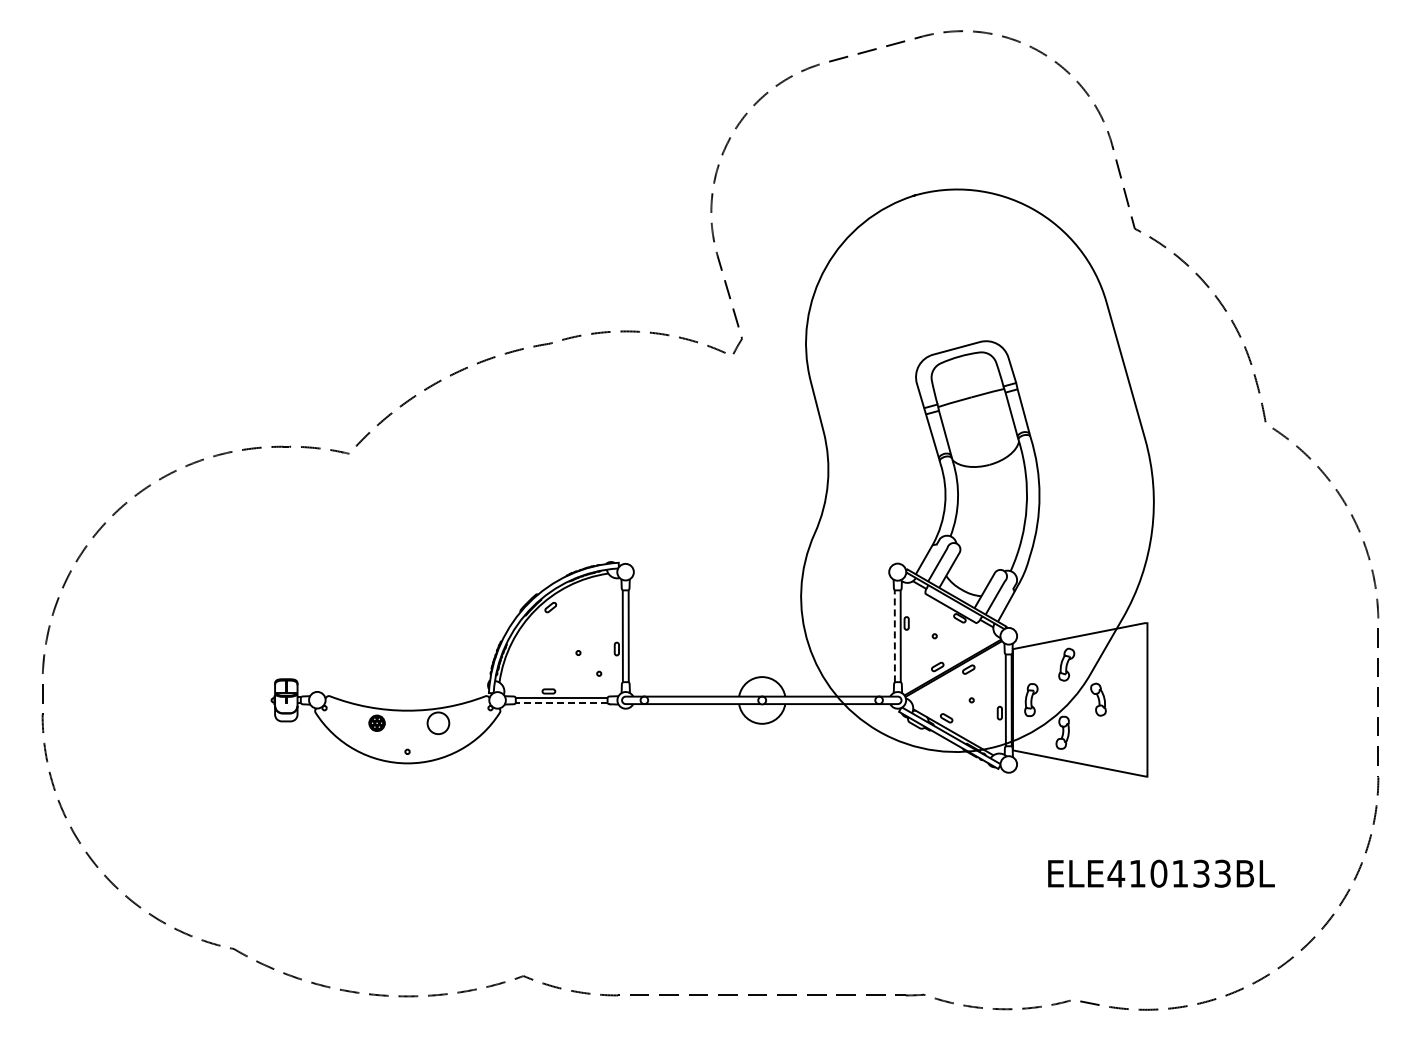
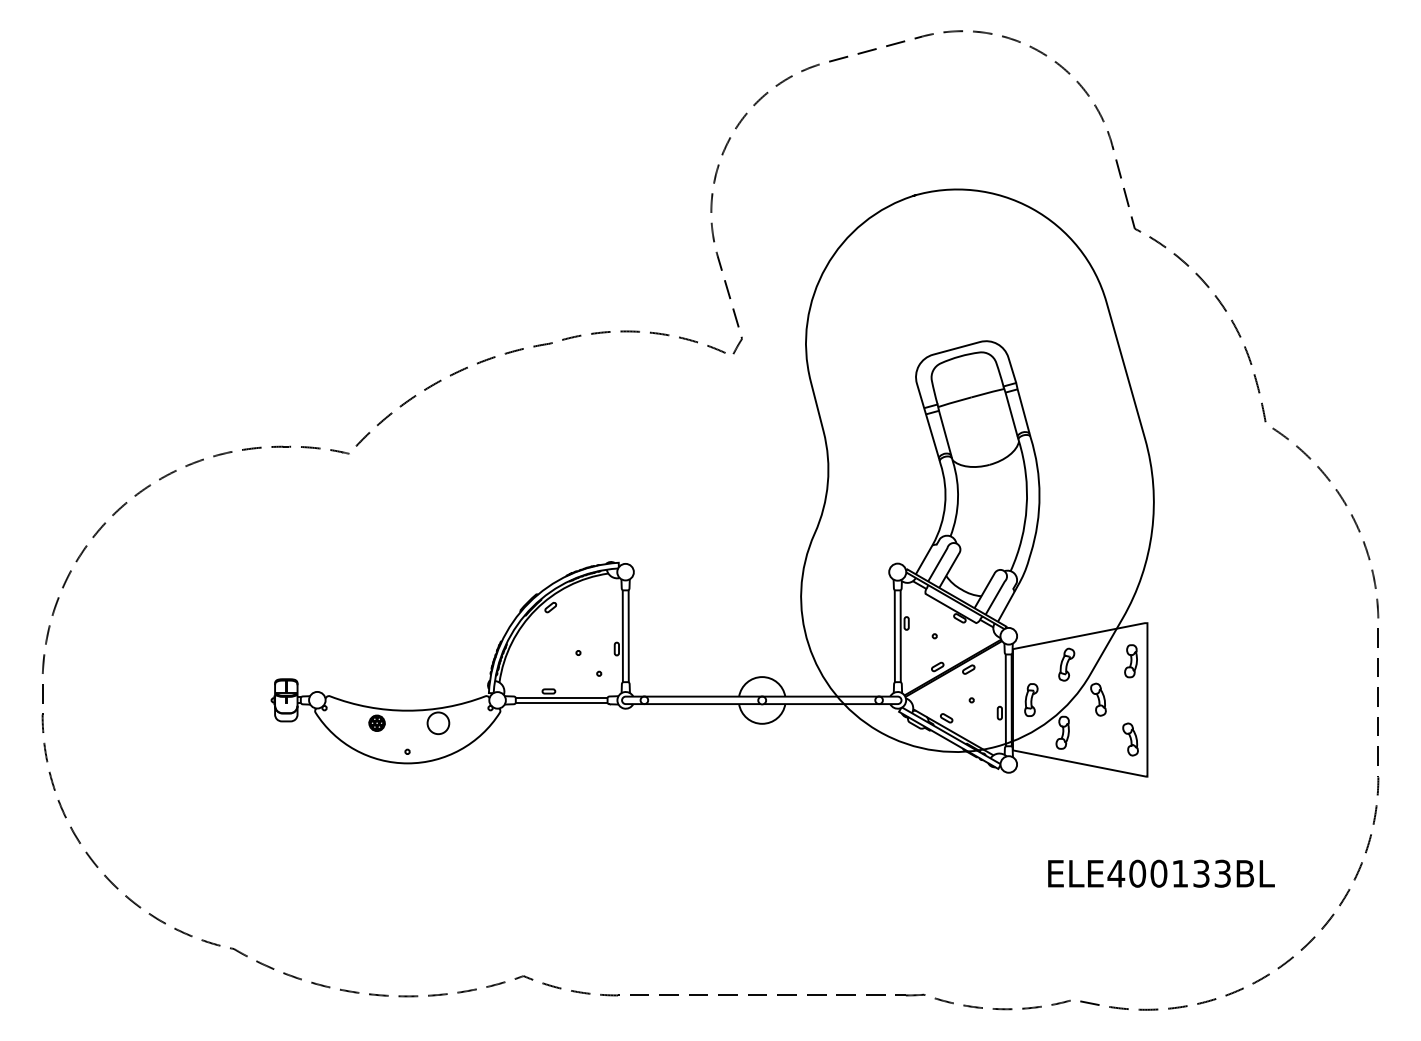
line: dashed -> solid (894, 635)
part: none -> present (1130, 661)
line: dashed -> solid (561, 703)
part: none -> present (1130, 739)
text: ELE410133BL -> ELE400133BL (1137, 873)
